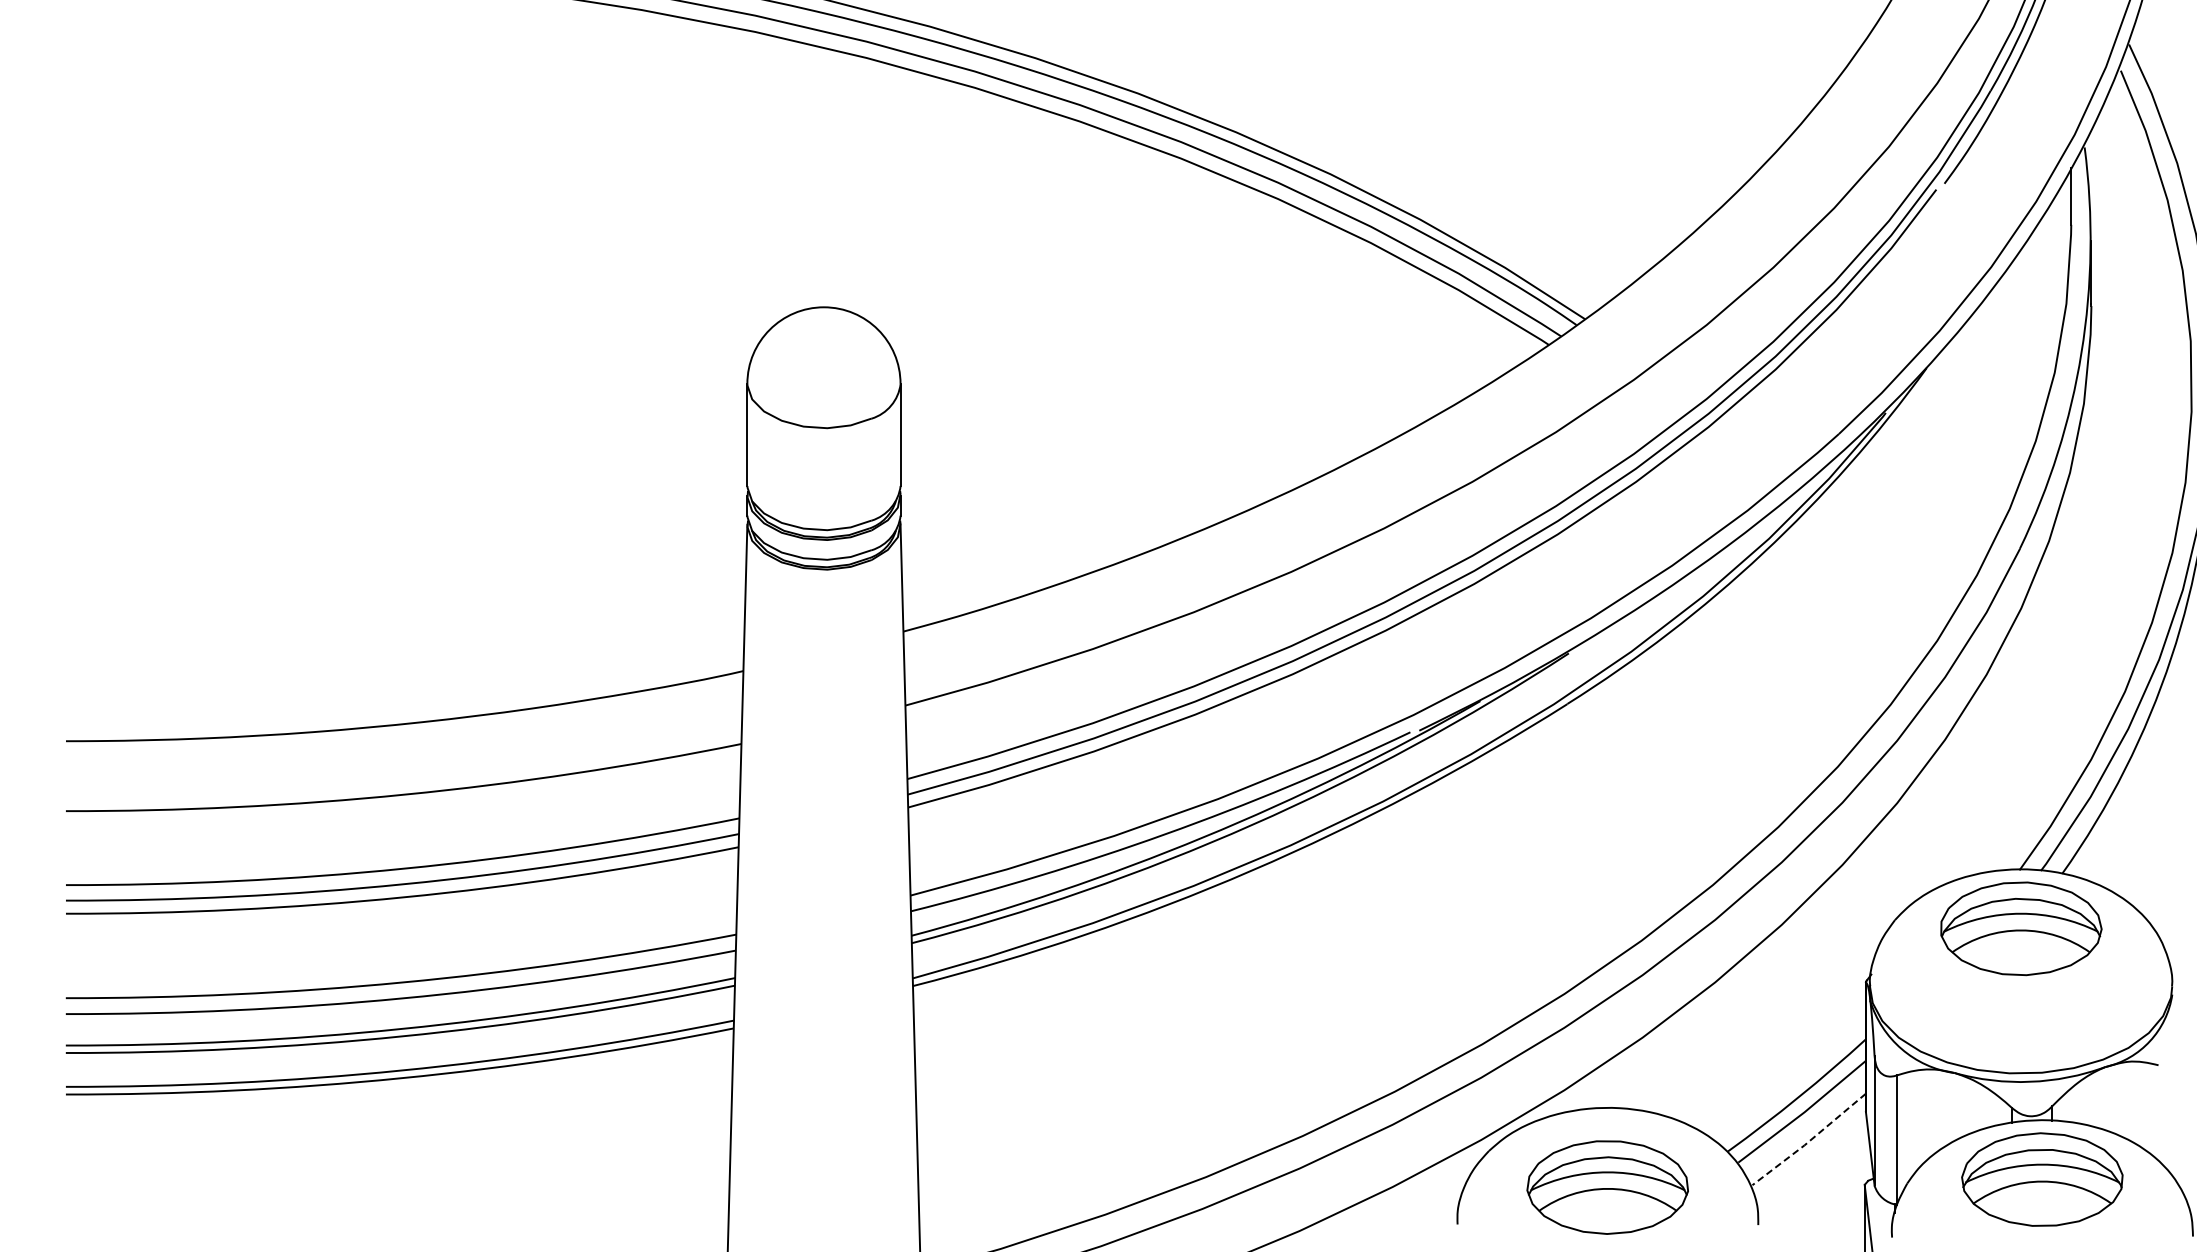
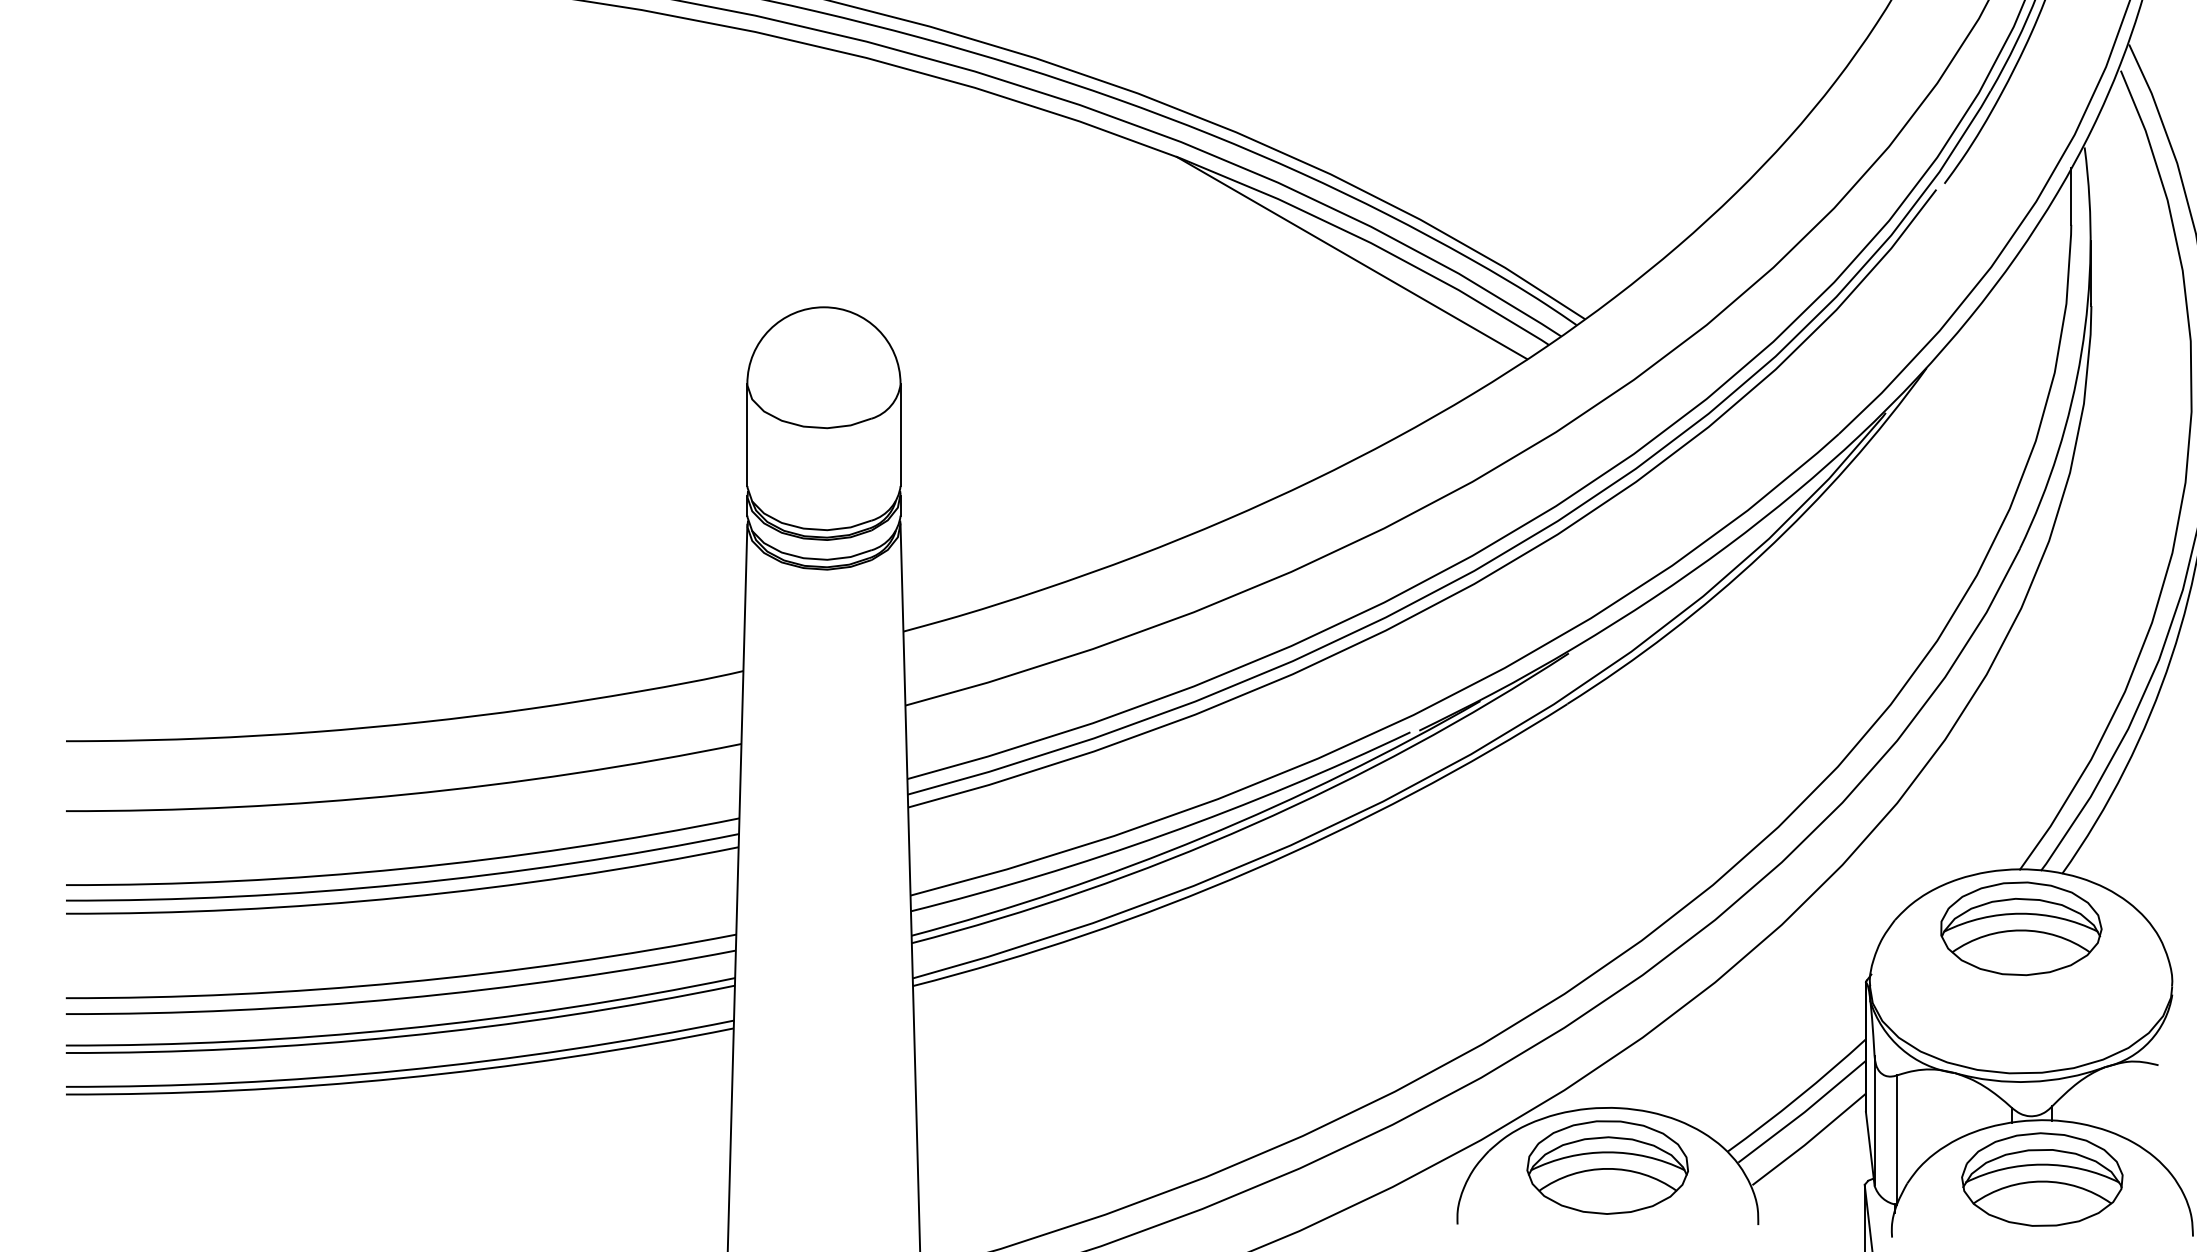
line: none -> present (1351, 257)
line: dashed -> solid (1809, 1140)
part position: (1607, 1187) -> (1607, 1167) (1607, 1167)
